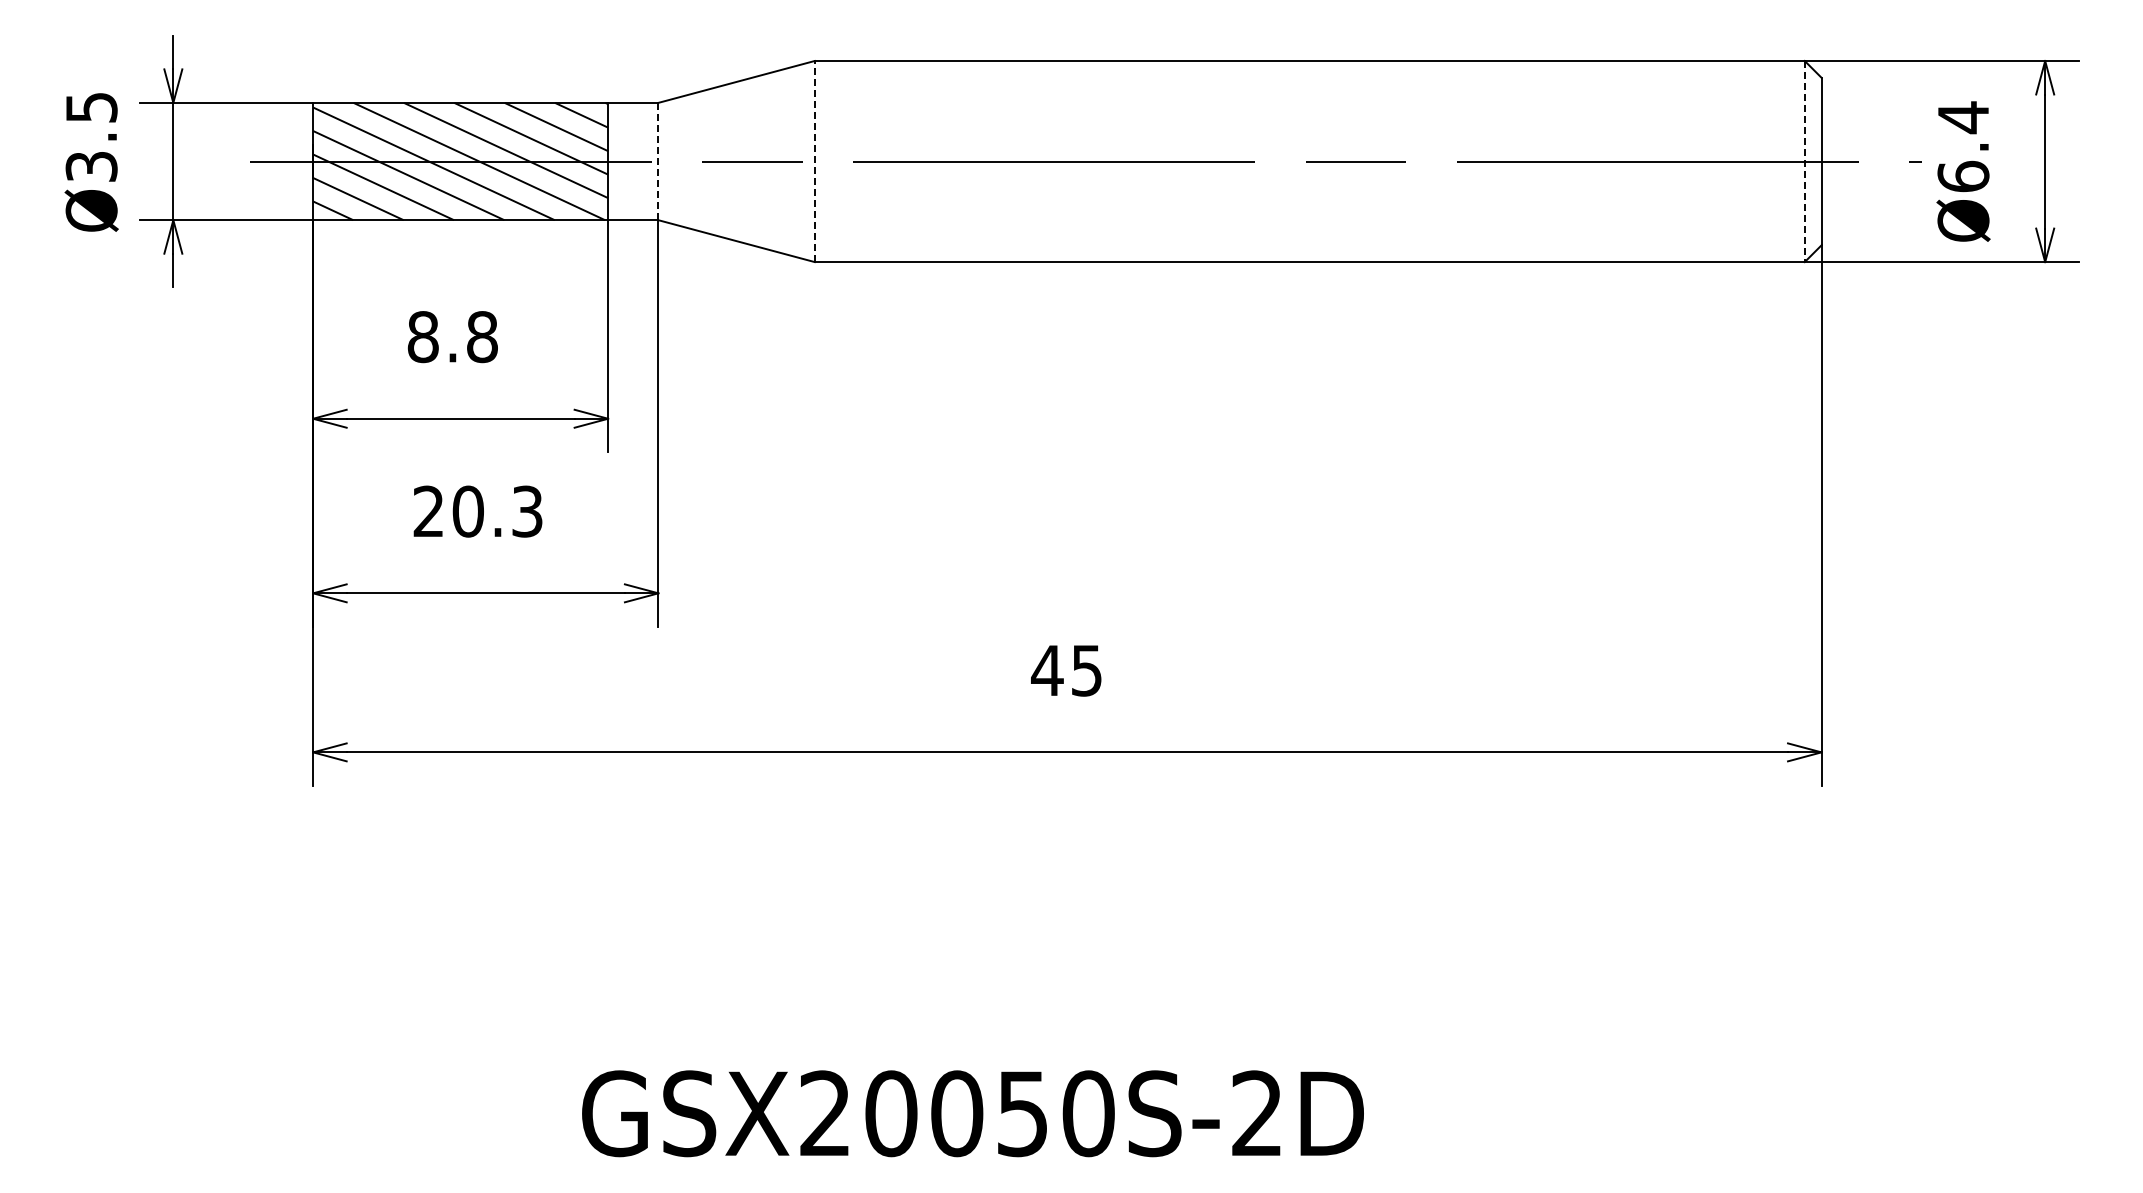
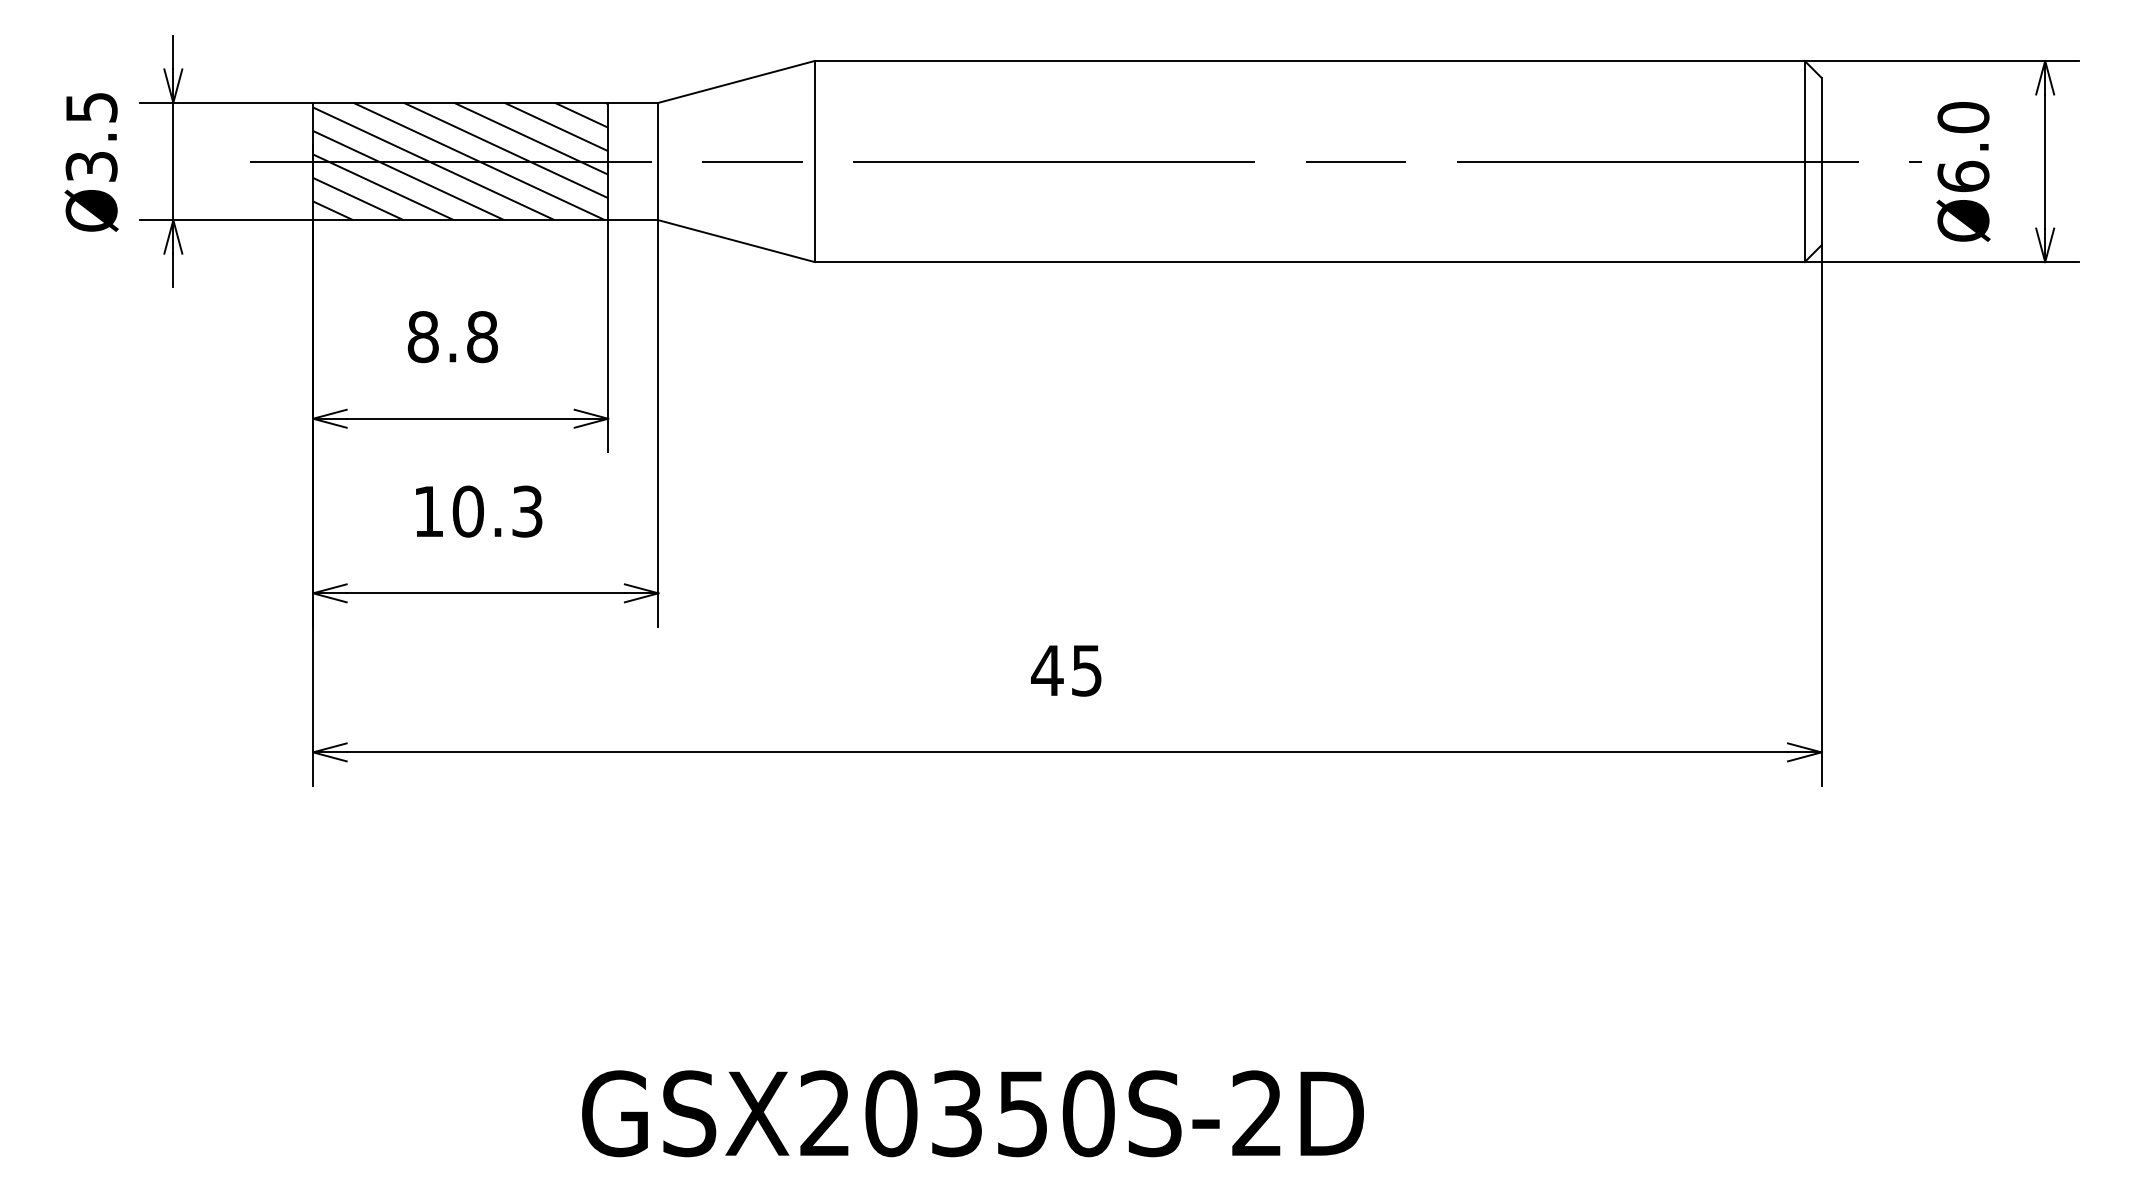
text: Ø6.4 -> Ø6.0 (1963, 117)
line: dashed -> solid (658, 161)
line: dashed -> solid (814, 161)
line: dashed -> solid (1804, 161)
text: 20.3 -> 10.3 (427, 510)
text: GSX20050S-2D -> GSX20350S-2D (957, 1113)
